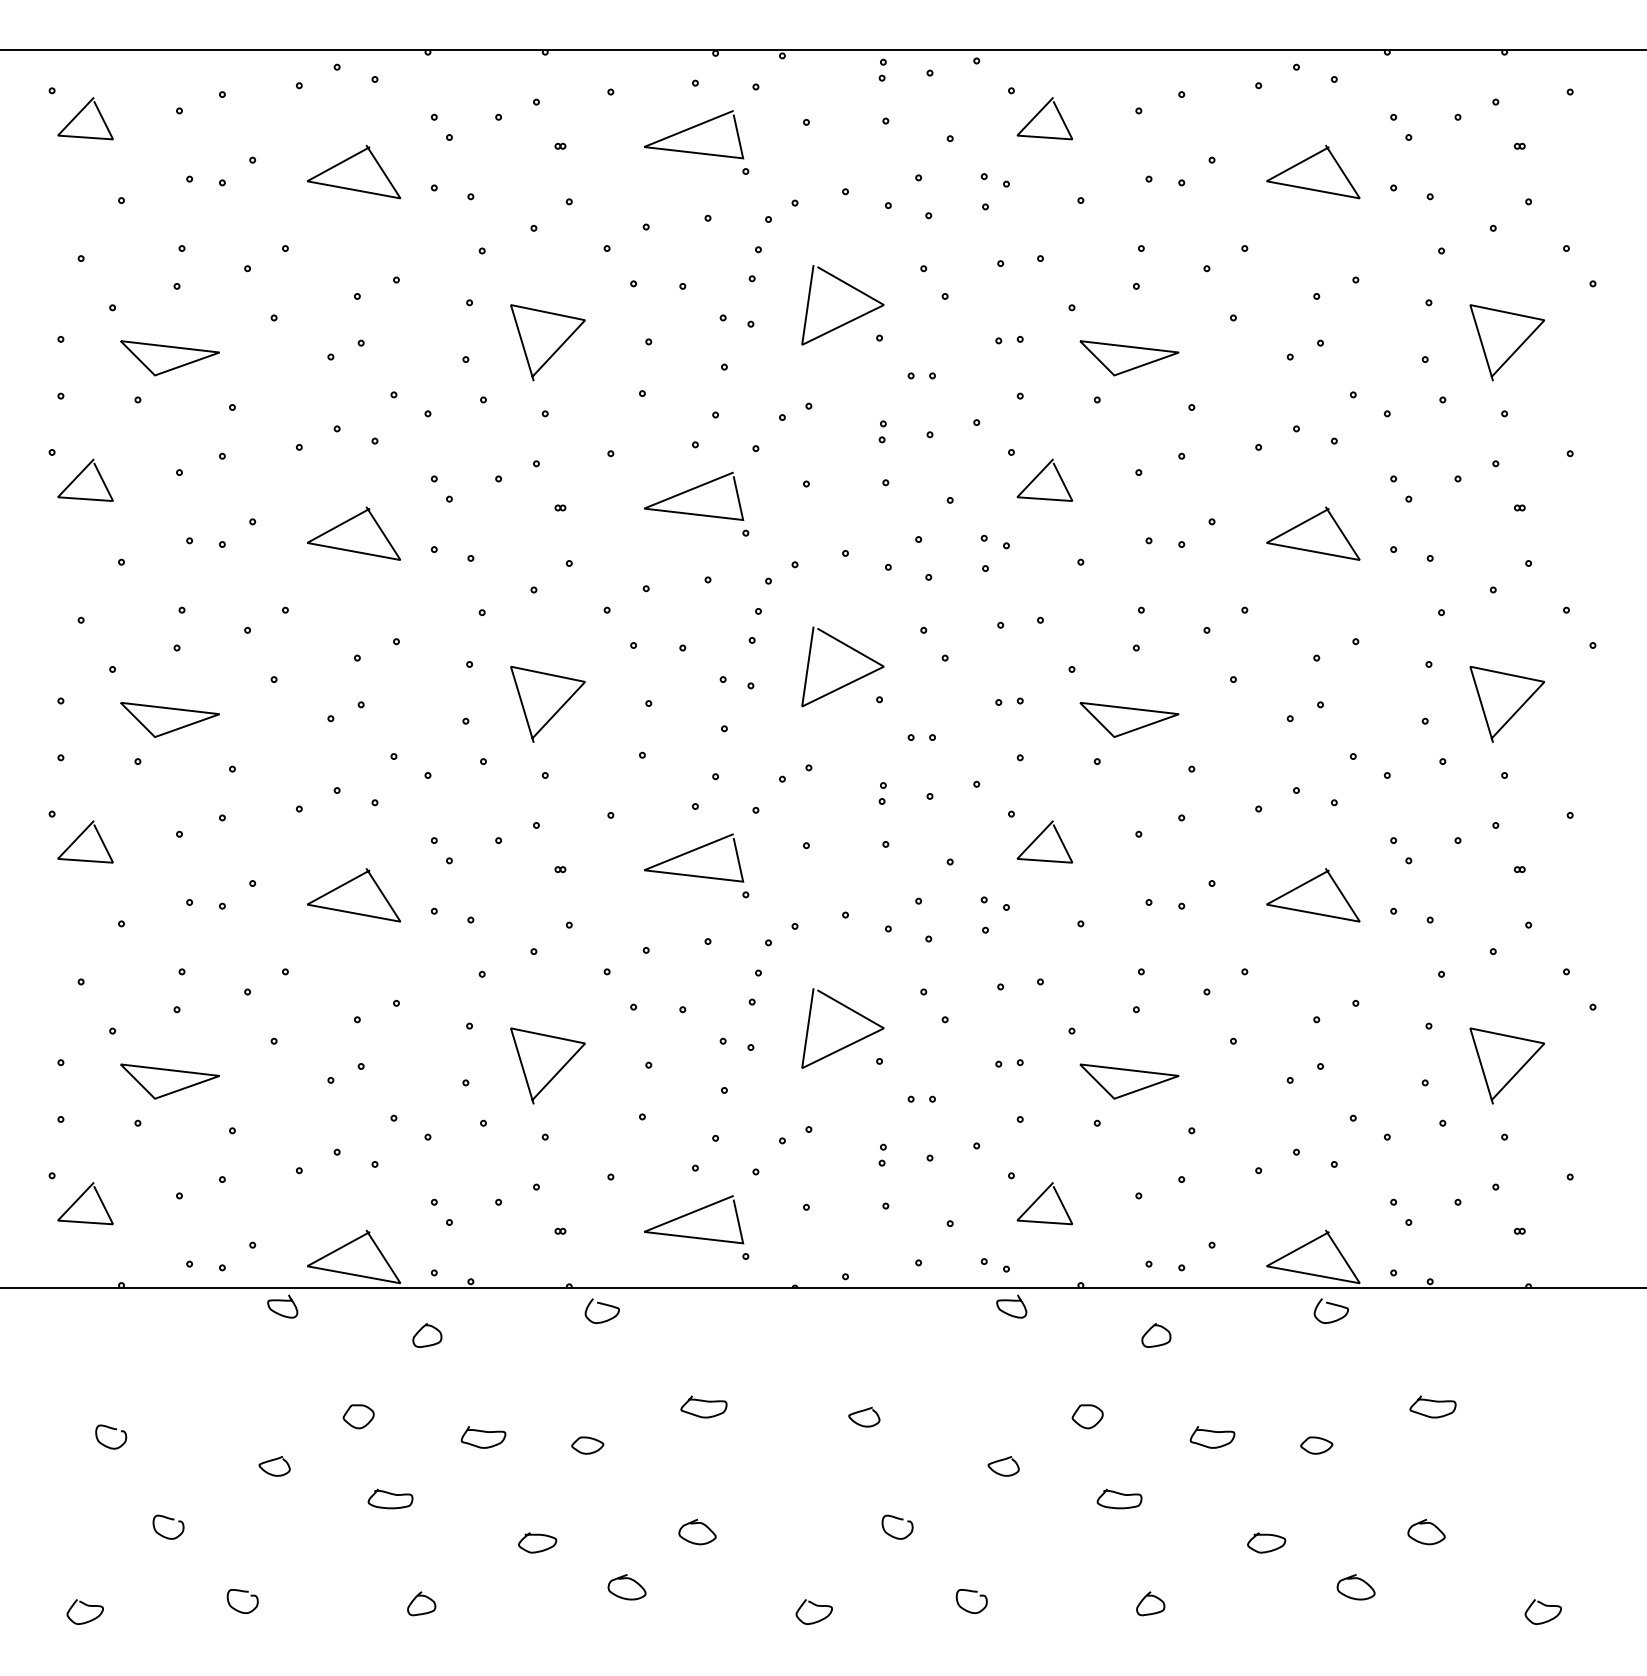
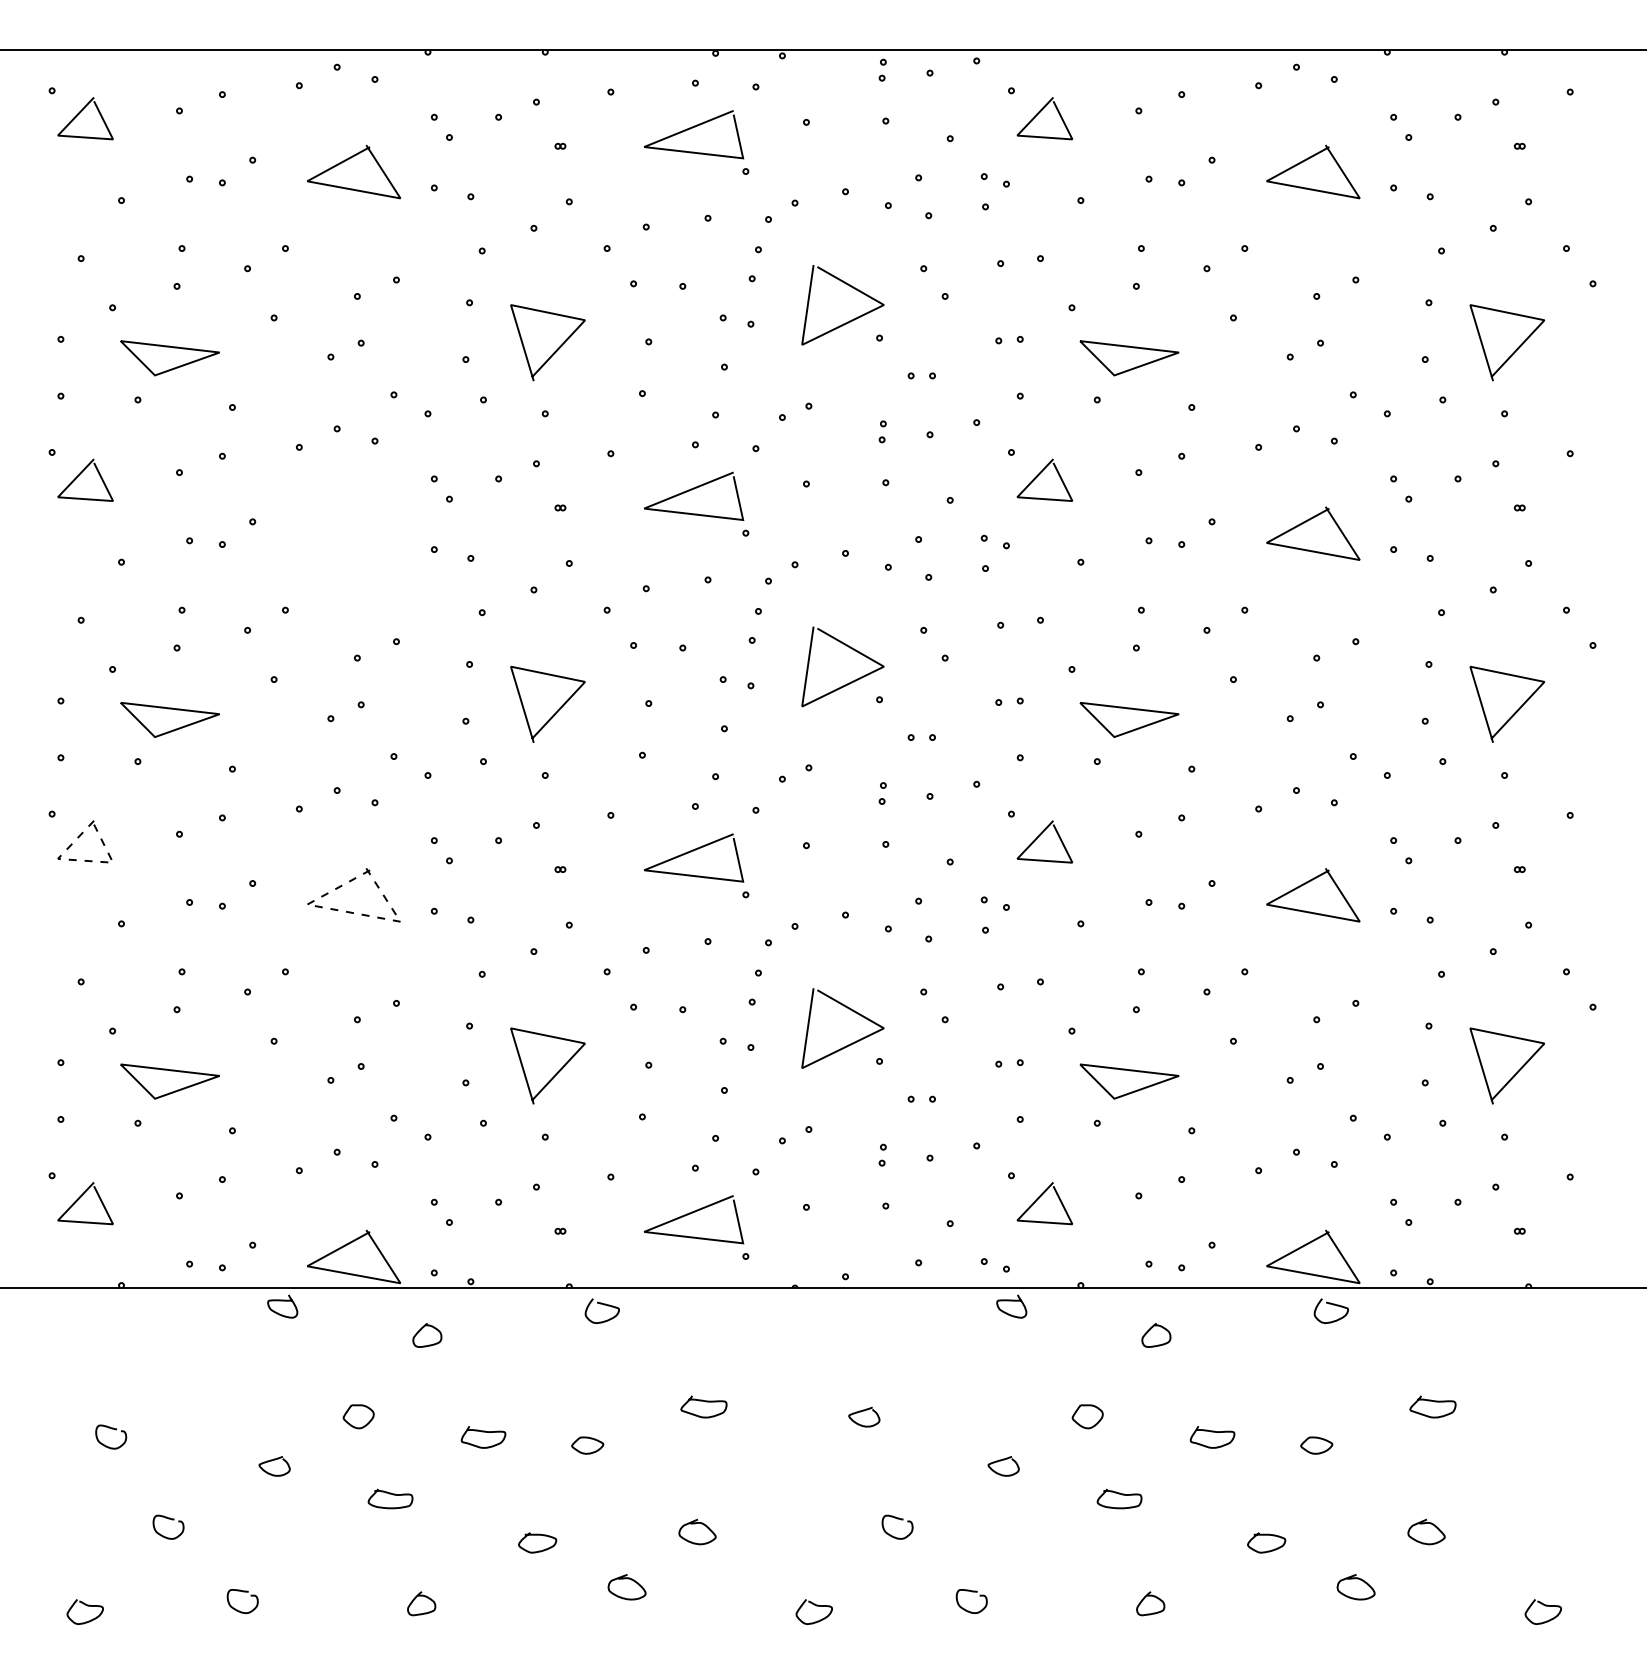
line: present -> none (348, 521)
line: solid -> dashed (80, 860)
line: solid -> dashed (350, 912)
